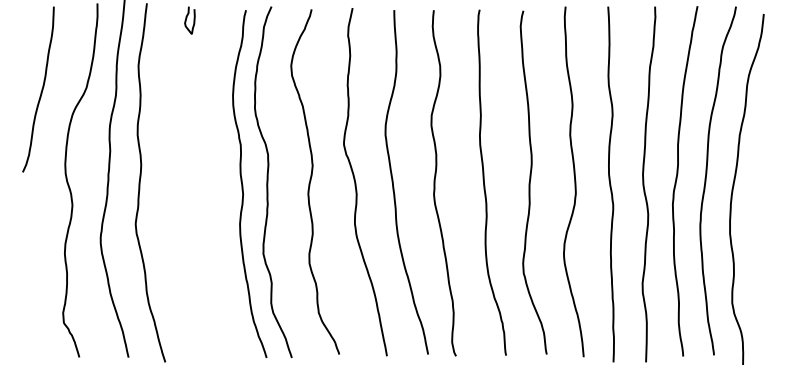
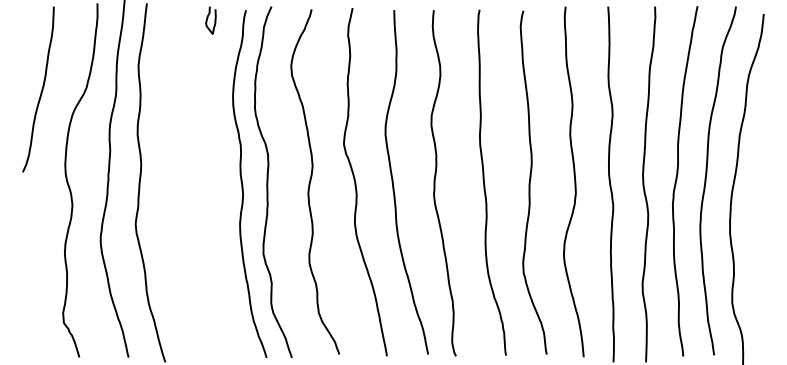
curve position: (187, 18) -> (208, 18) (208, 18)
